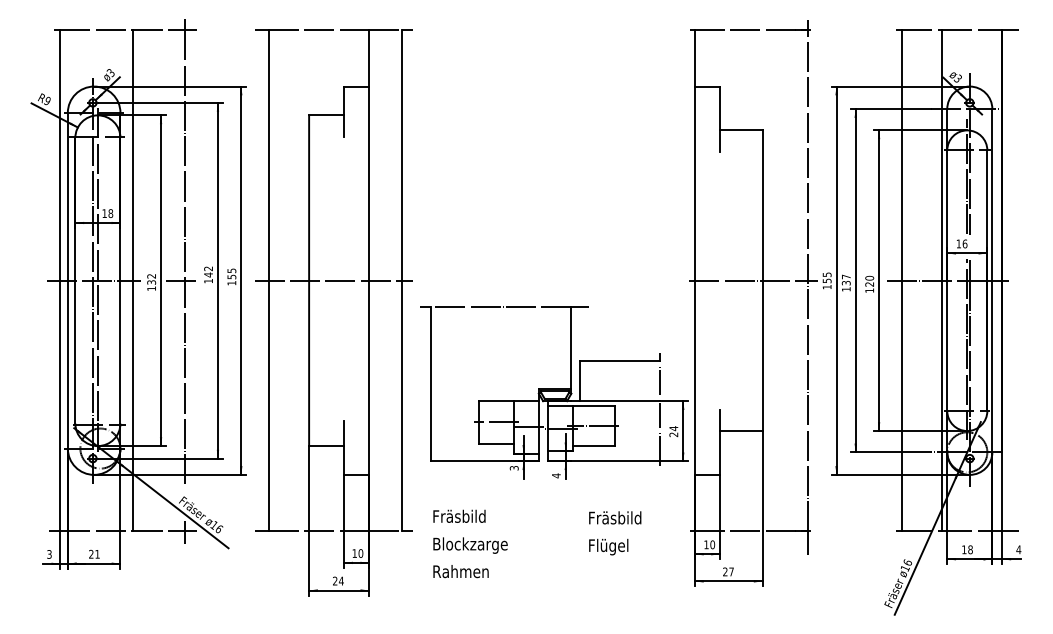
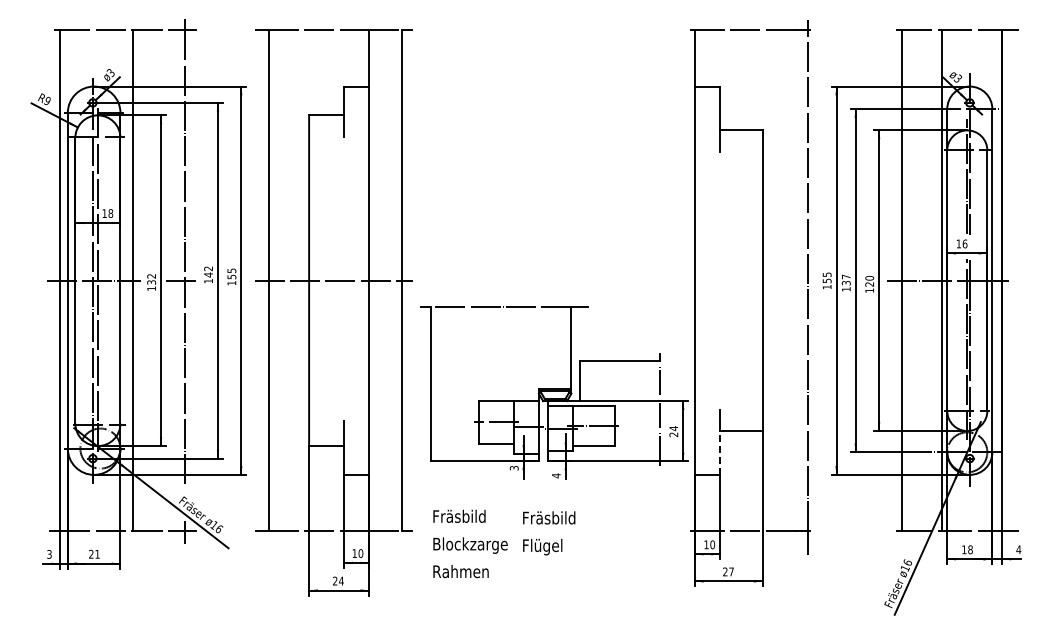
line: present -> none (753, 280)
line: solid -> dashed (720, 452)
text position: (615, 533) -> (549, 533) (549, 533)
